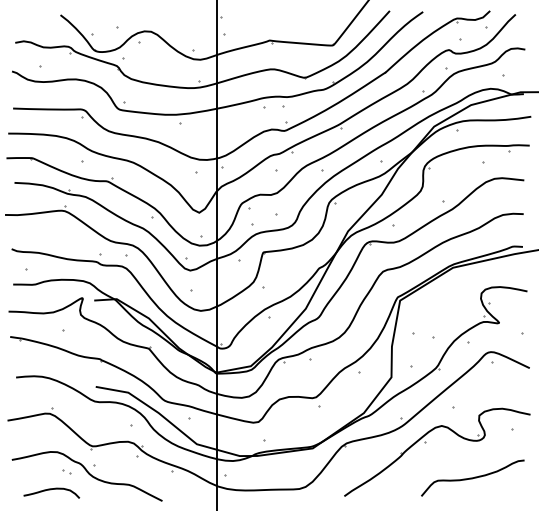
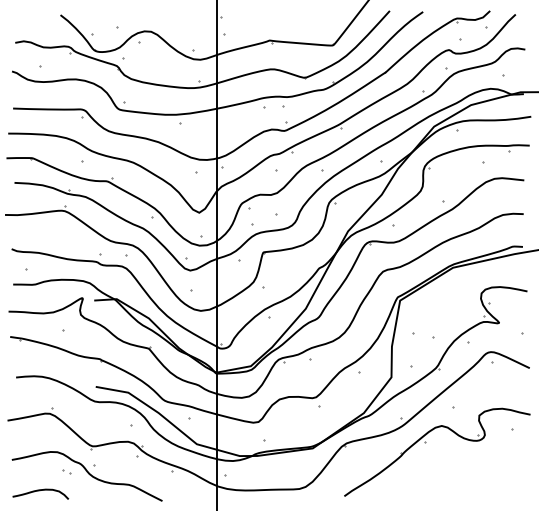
curve: present -> none (472, 477)
curve position: (51, 490) -> (40, 491) (40, 491)
